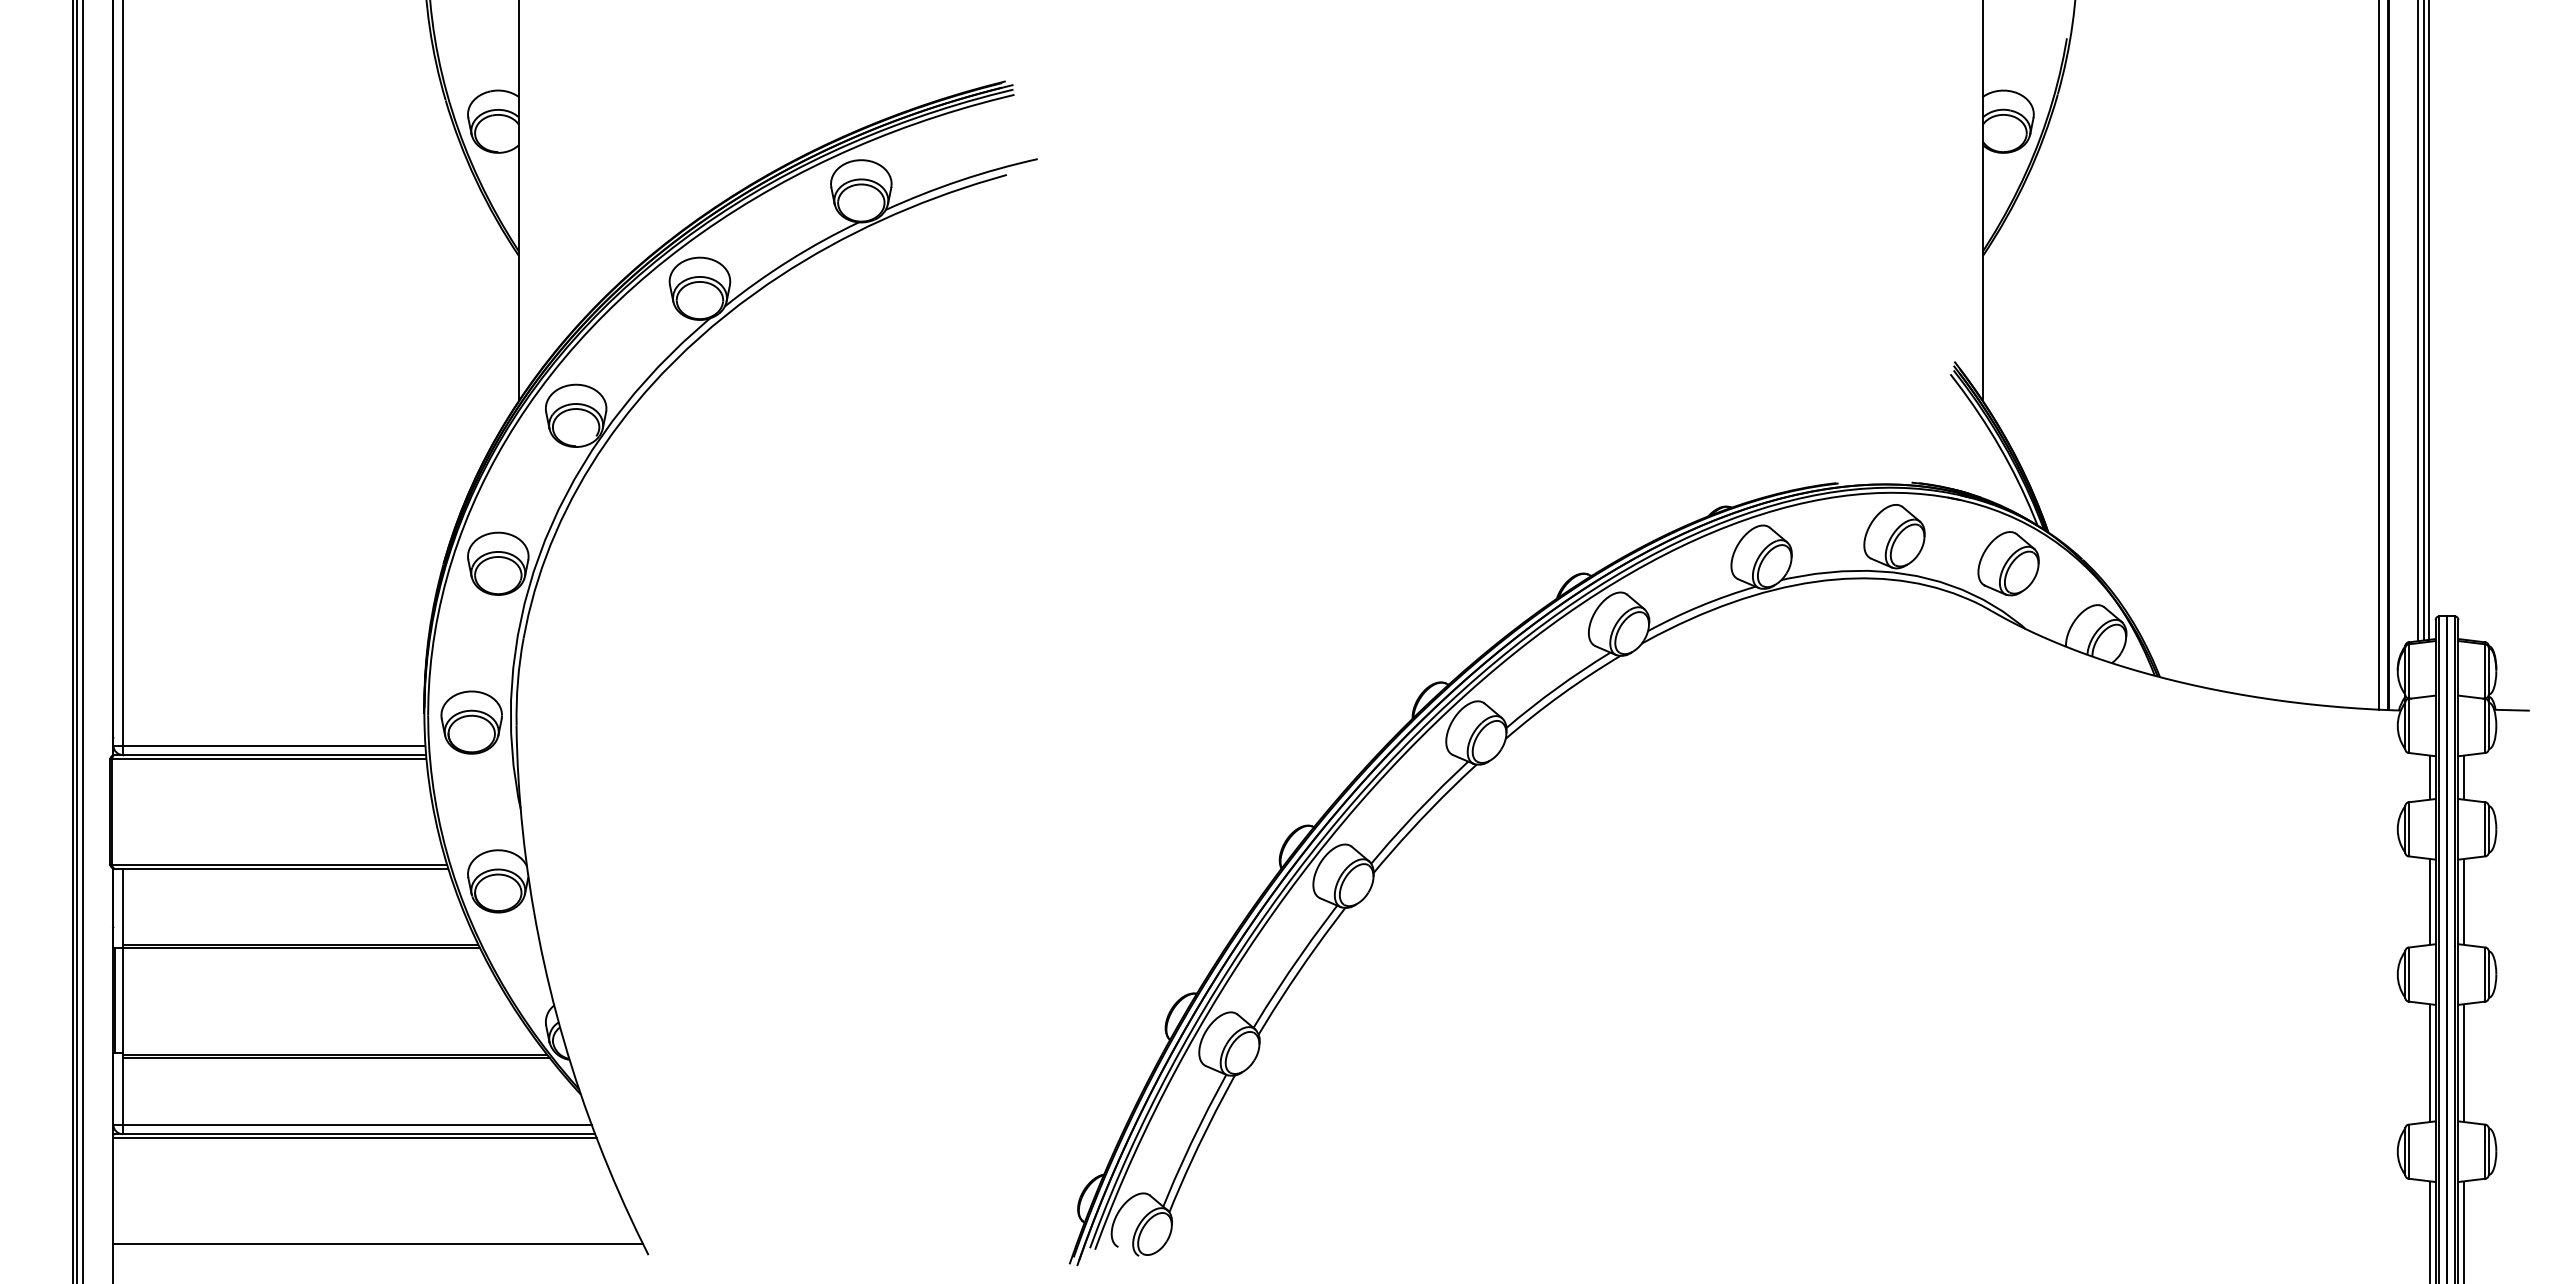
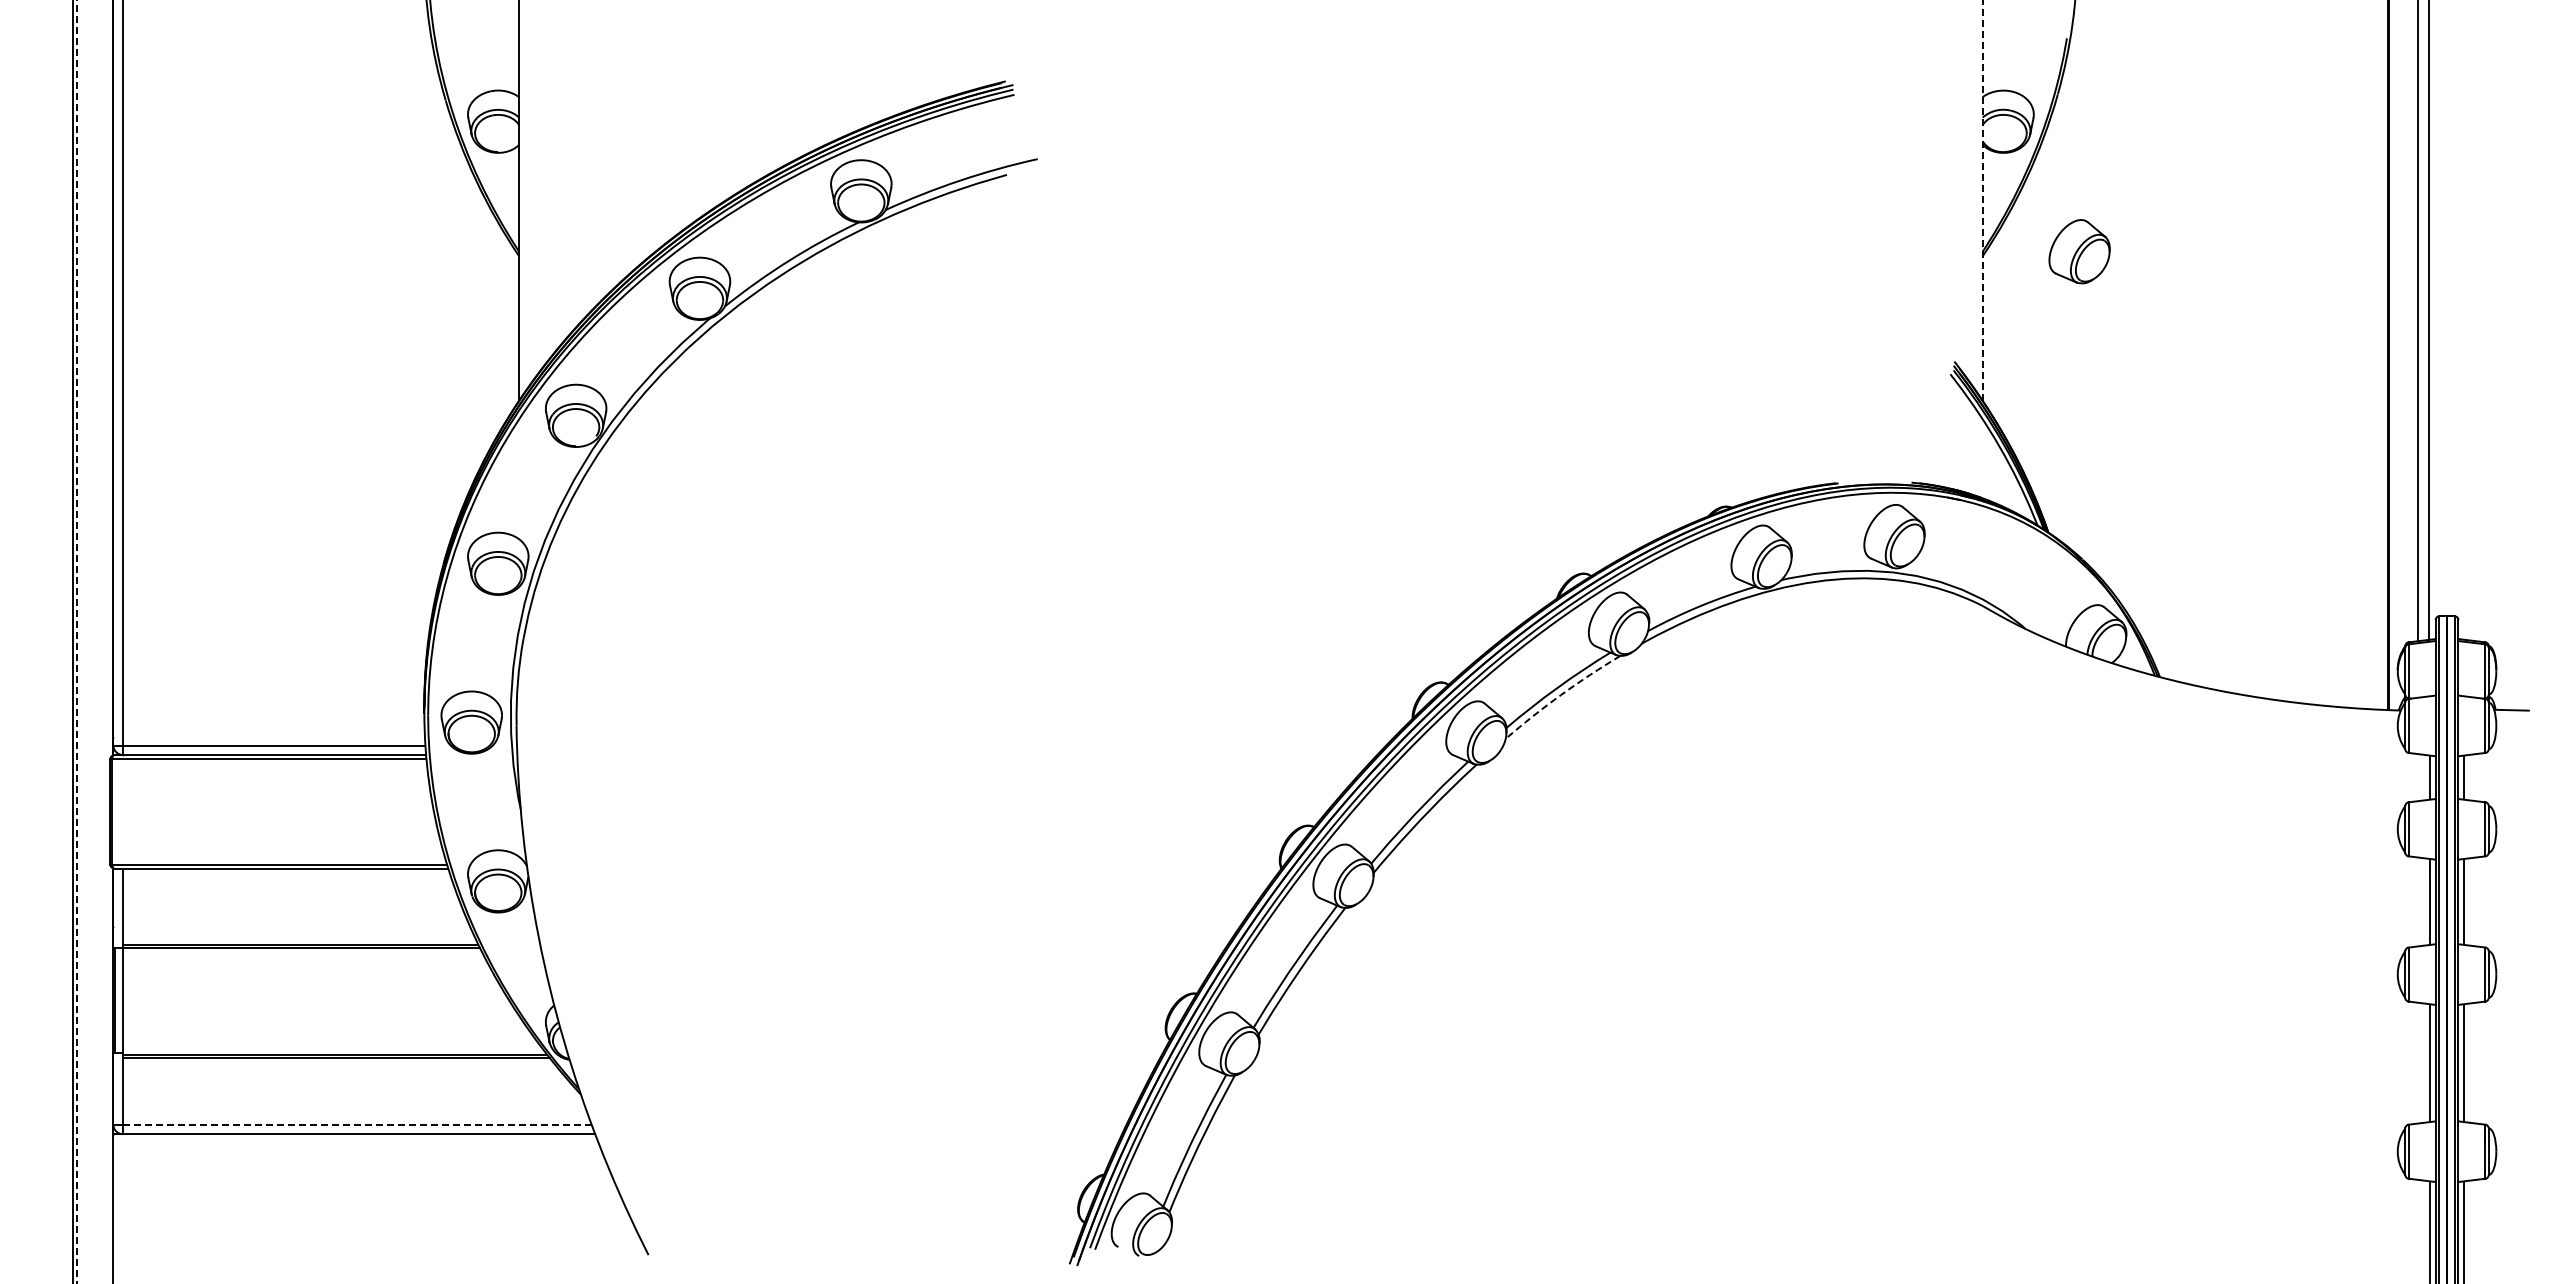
line: solid -> dashed (1982, 199)
line: present -> none (2424, 321)
line: present -> none (2378, 355)
part position: (2008, 563) -> (2079, 251) (2079, 251)
line: present -> none (83, 641)
line: solid -> dashed (77, 642)
arc: solid -> dashed (1561, 694)
line: solid -> dashed (357, 1124)
line: present -> none (354, 1137)
line: present -> none (378, 1244)
